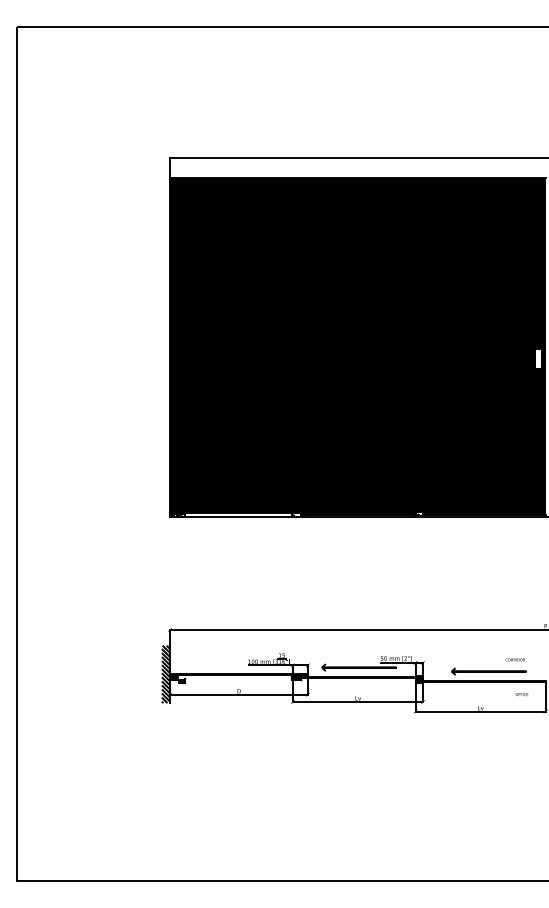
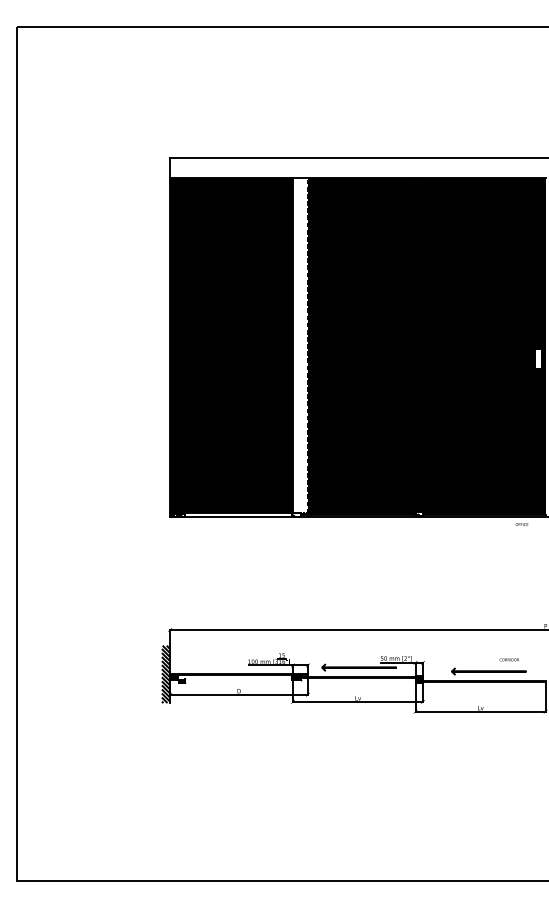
fill: present -> none (300, 345)
text position: (514, 659) -> (508, 659) (508, 659)
text position: (521, 694) -> (521, 524) (521, 524)
